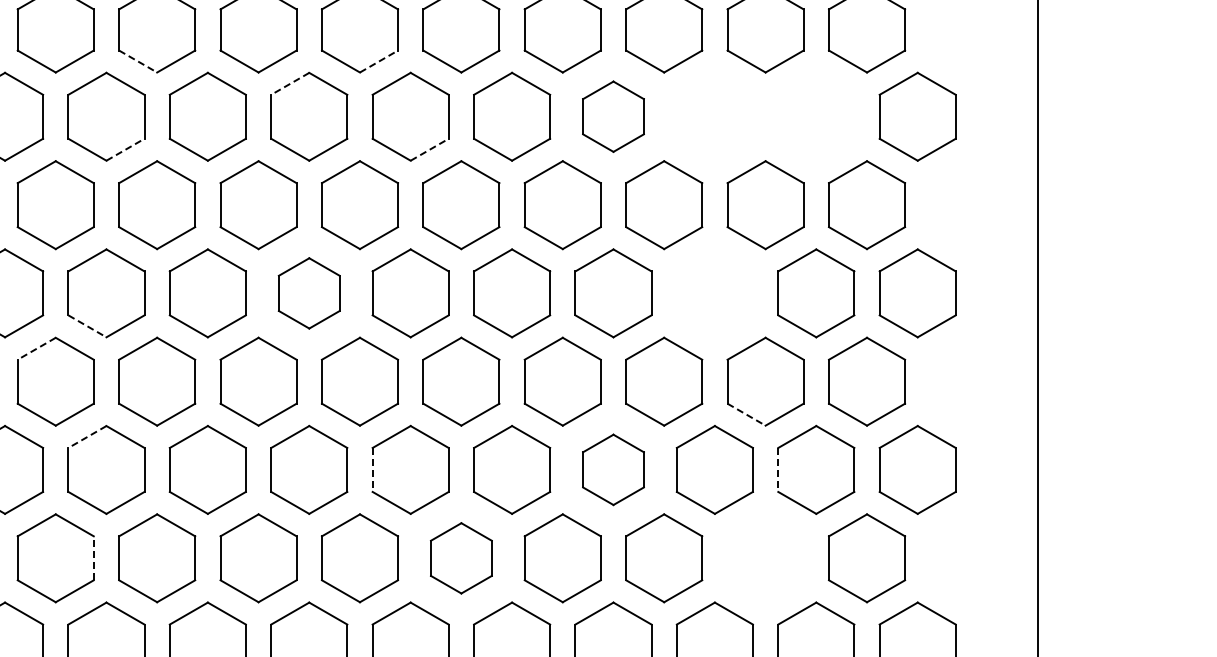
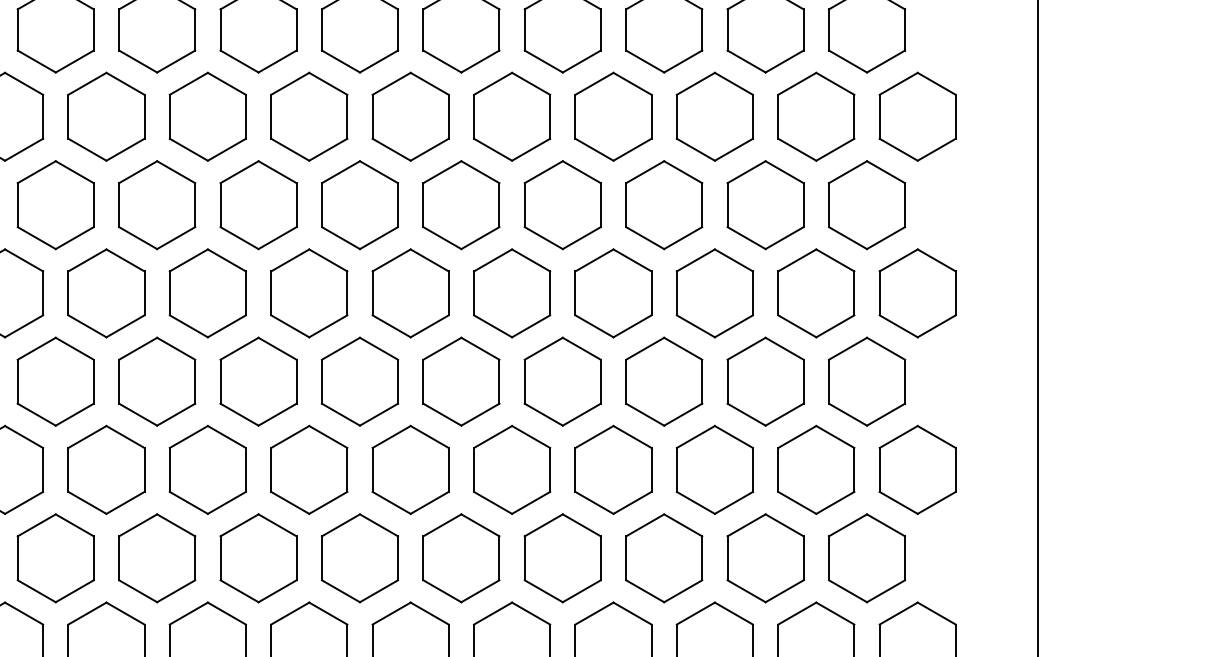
line: dashed -> solid (138, 61)
line: dashed -> solid (379, 61)
line: dashed -> solid (290, 83)
part size: 63x73 px -> 79x91 px (613, 116)
part: none -> present (714, 116)
part: none -> present (816, 116)
line: dashed -> solid (125, 149)
line: dashed -> solid (429, 149)
part size: 64x73 px -> 79x91 px (309, 293)
part: none -> present (714, 293)
line: dashed -> solid (87, 326)
line: dashed -> solid (36, 348)
line: dashed -> solid (746, 414)
line: dashed -> solid (87, 437)
line: dashed -> solid (372, 469)
part size: 63x74 px -> 79x91 px (613, 469)
line: dashed -> solid (778, 469)
line: dashed -> solid (93, 558)
part size: 63x73 px -> 79x91 px (461, 558)
part: none -> present (765, 558)
